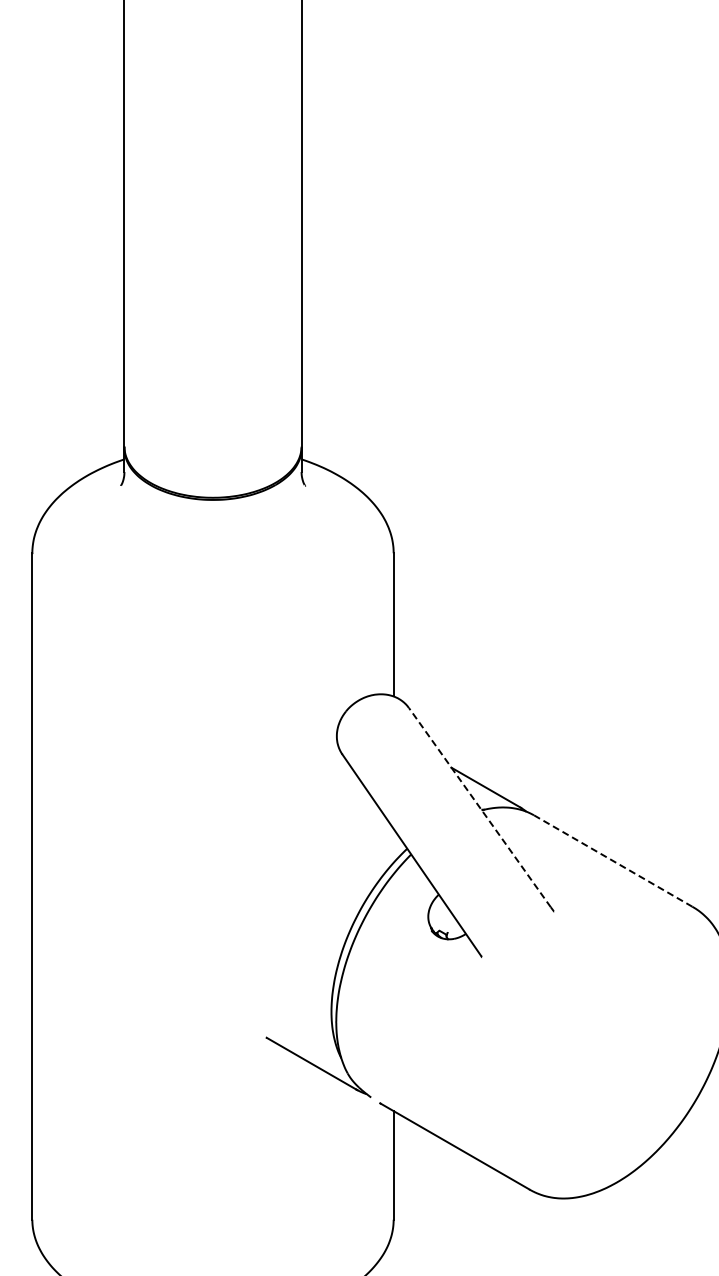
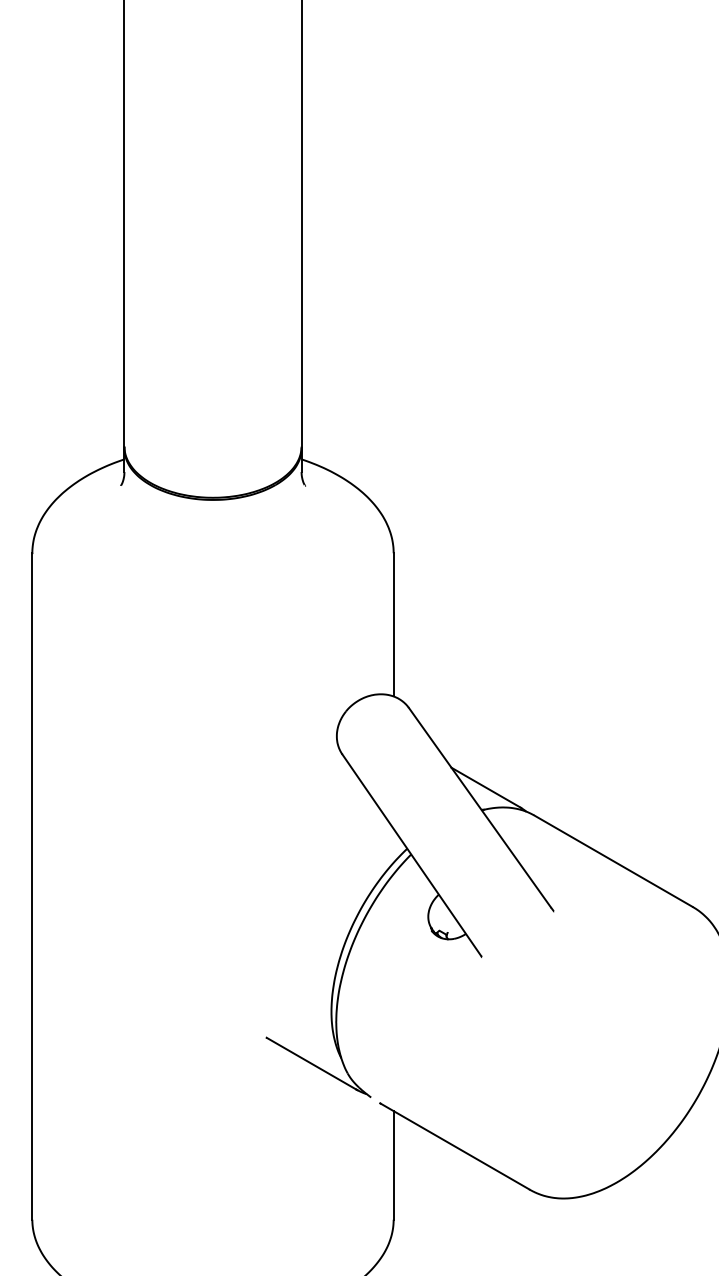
line: dashed -> solid (479, 807)
line: dashed -> solid (612, 860)
